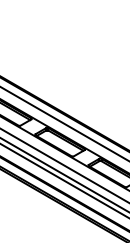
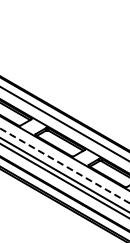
line: solid -> dashed (65, 166)
